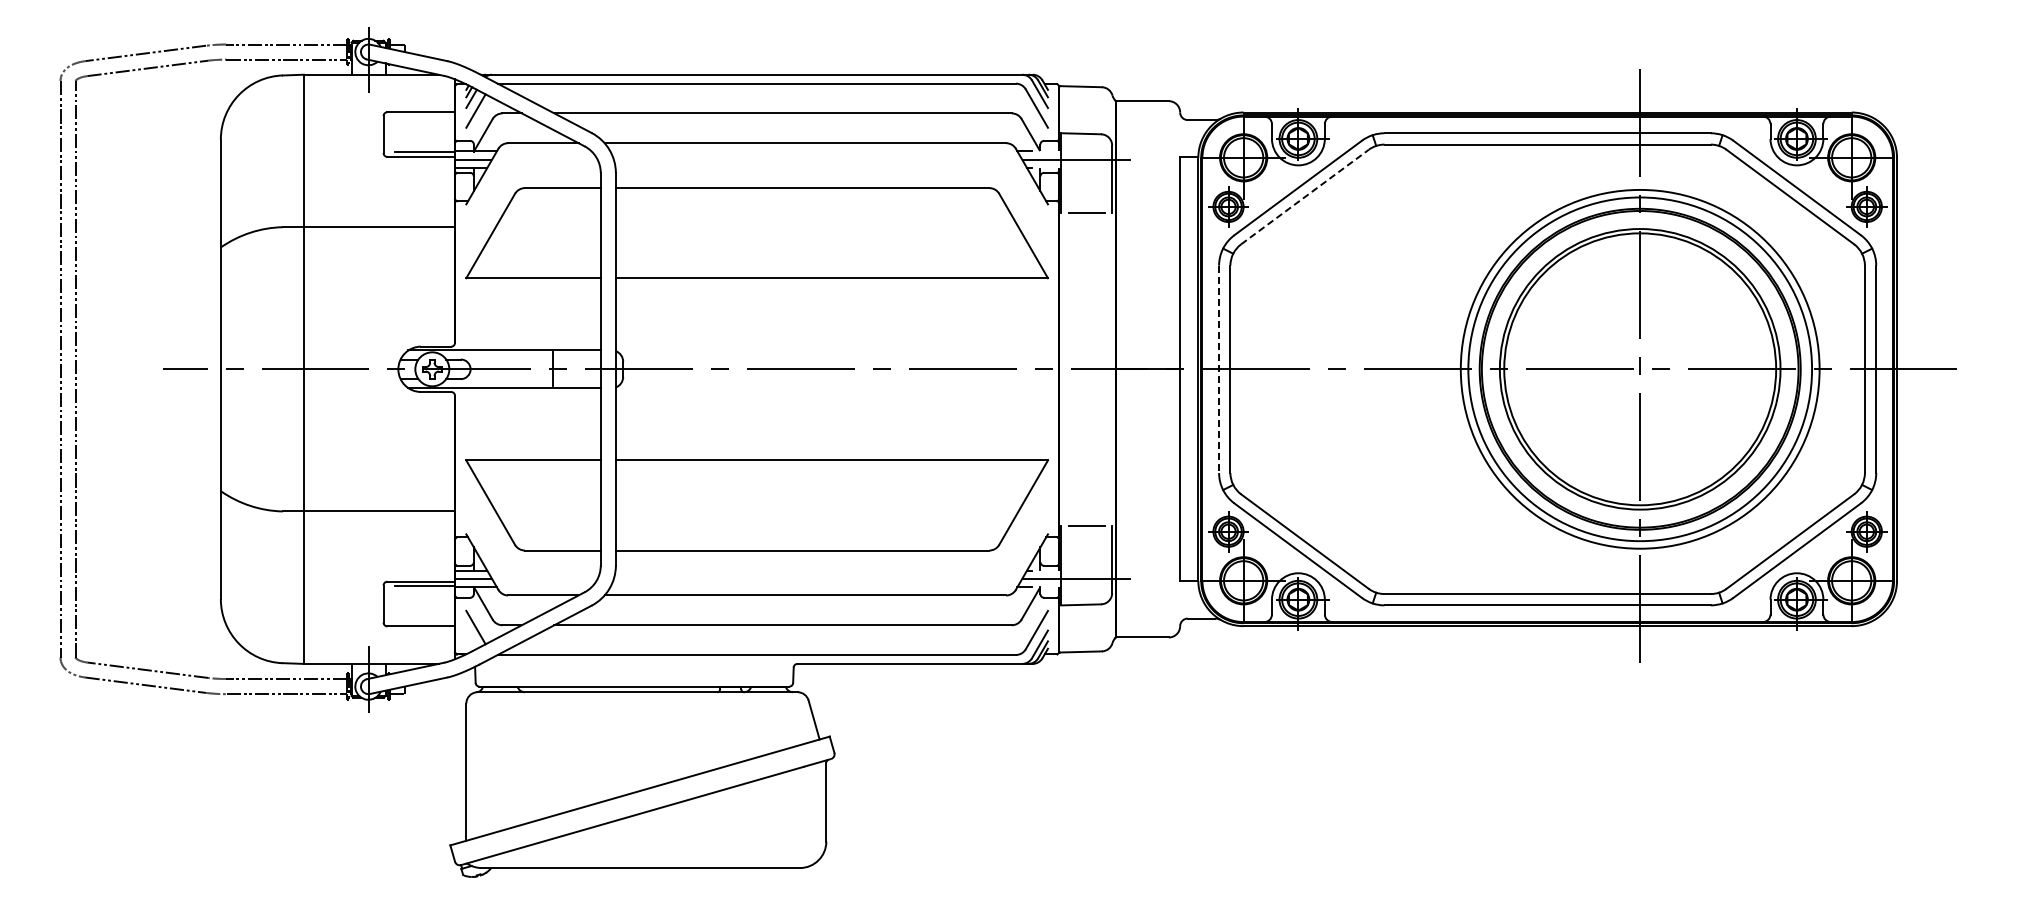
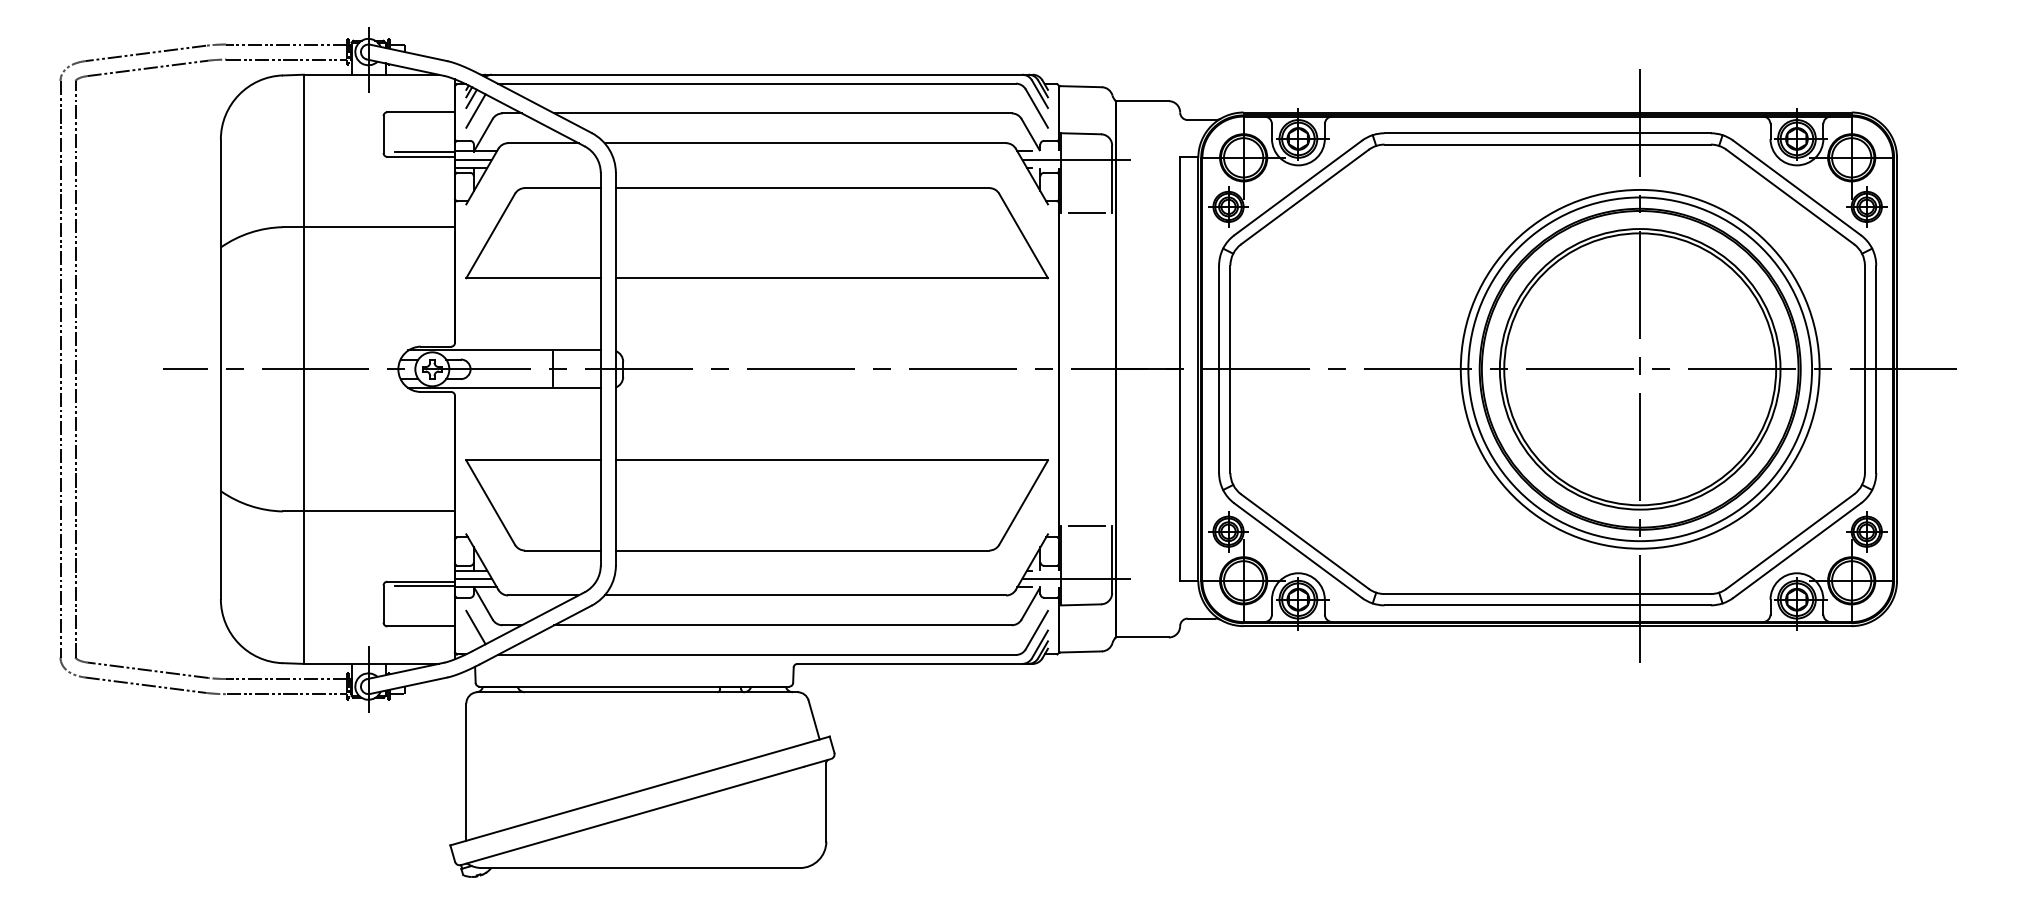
line: dashed -> solid (1305, 196)
line: dashed -> solid (1219, 369)
